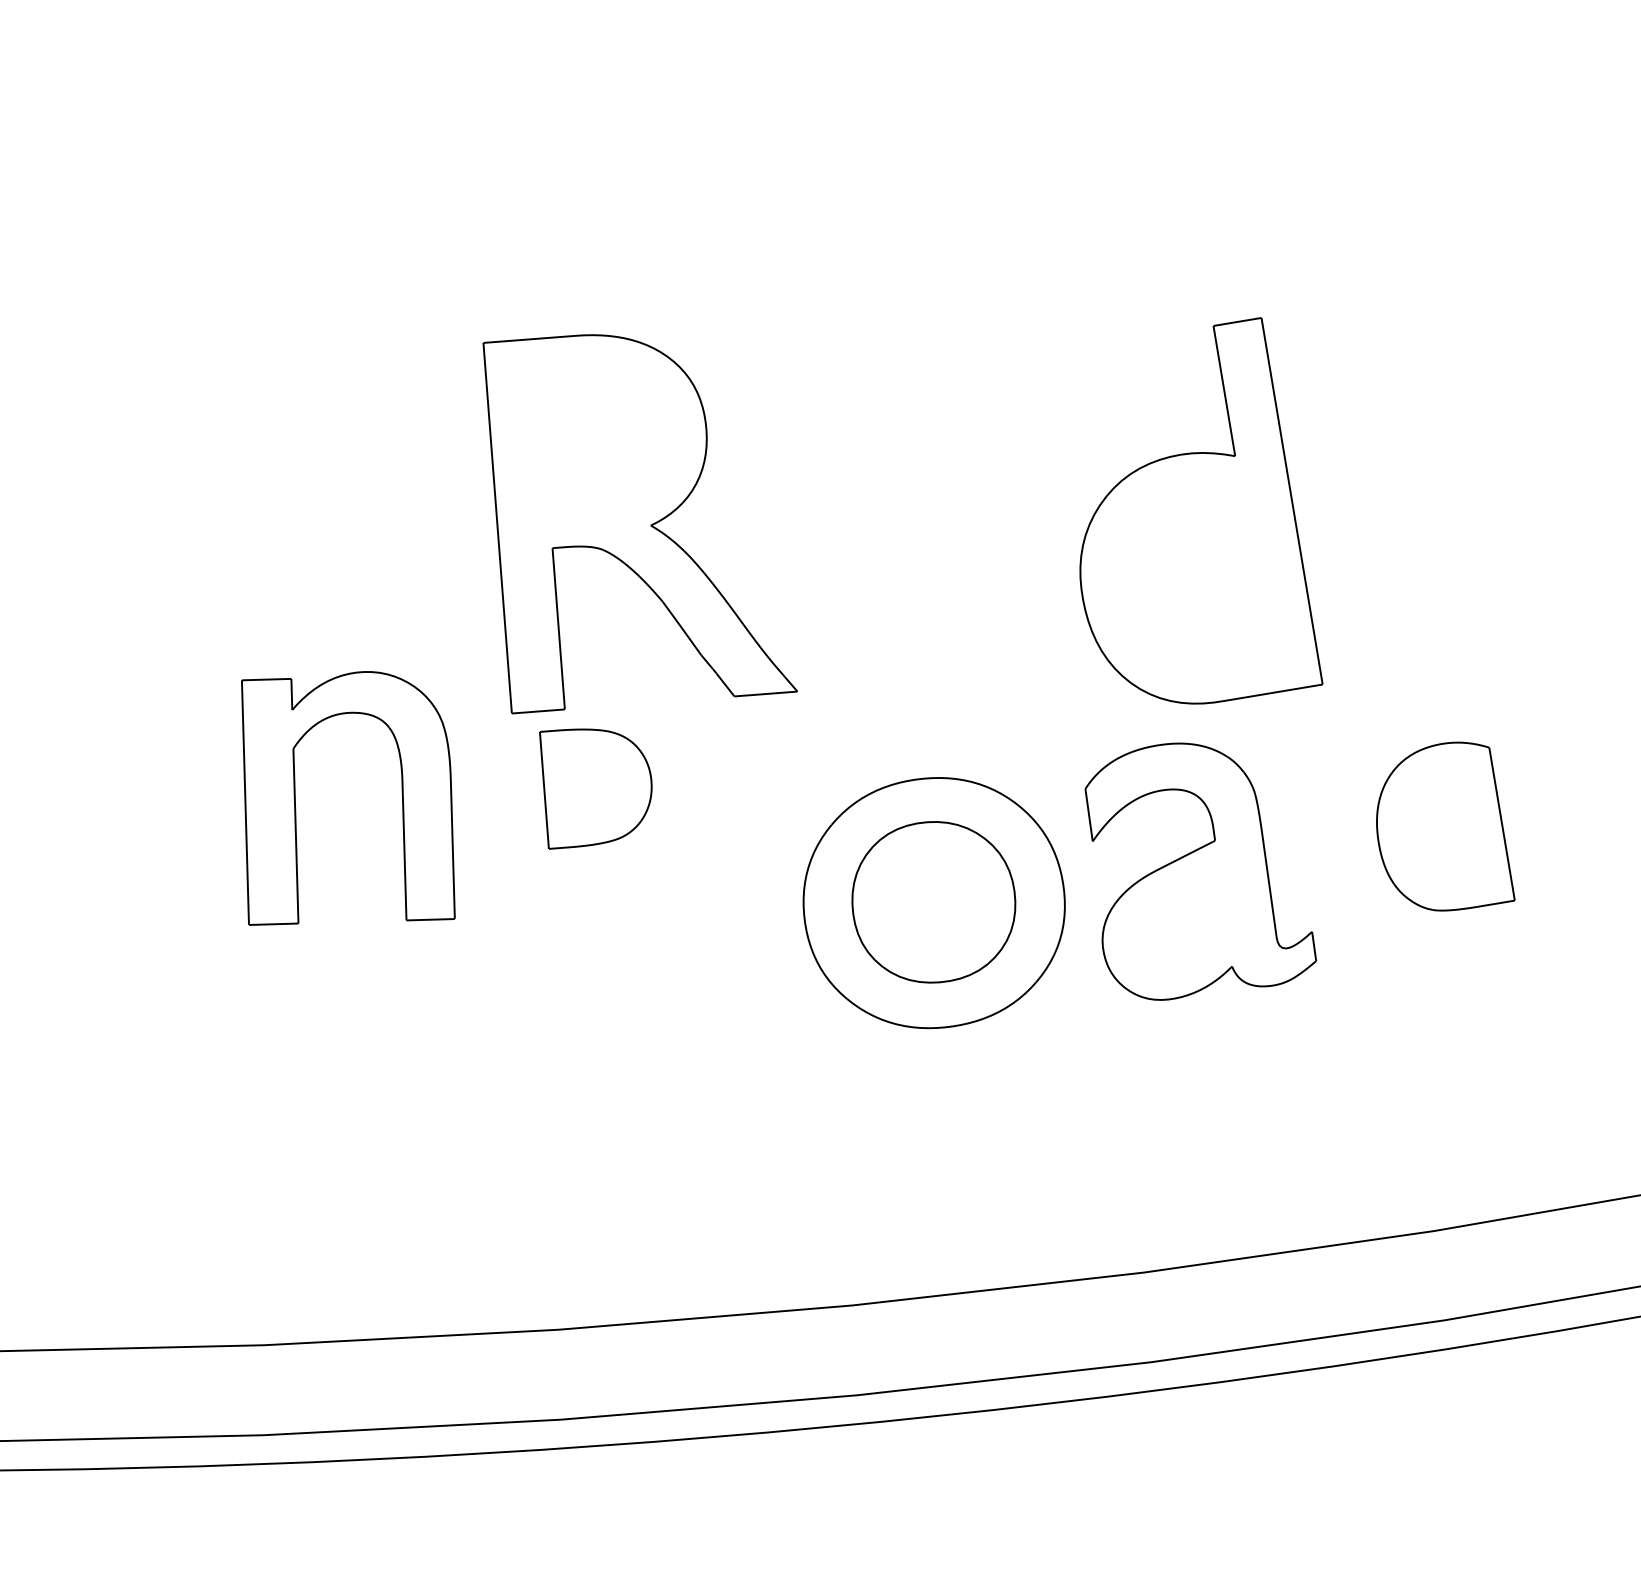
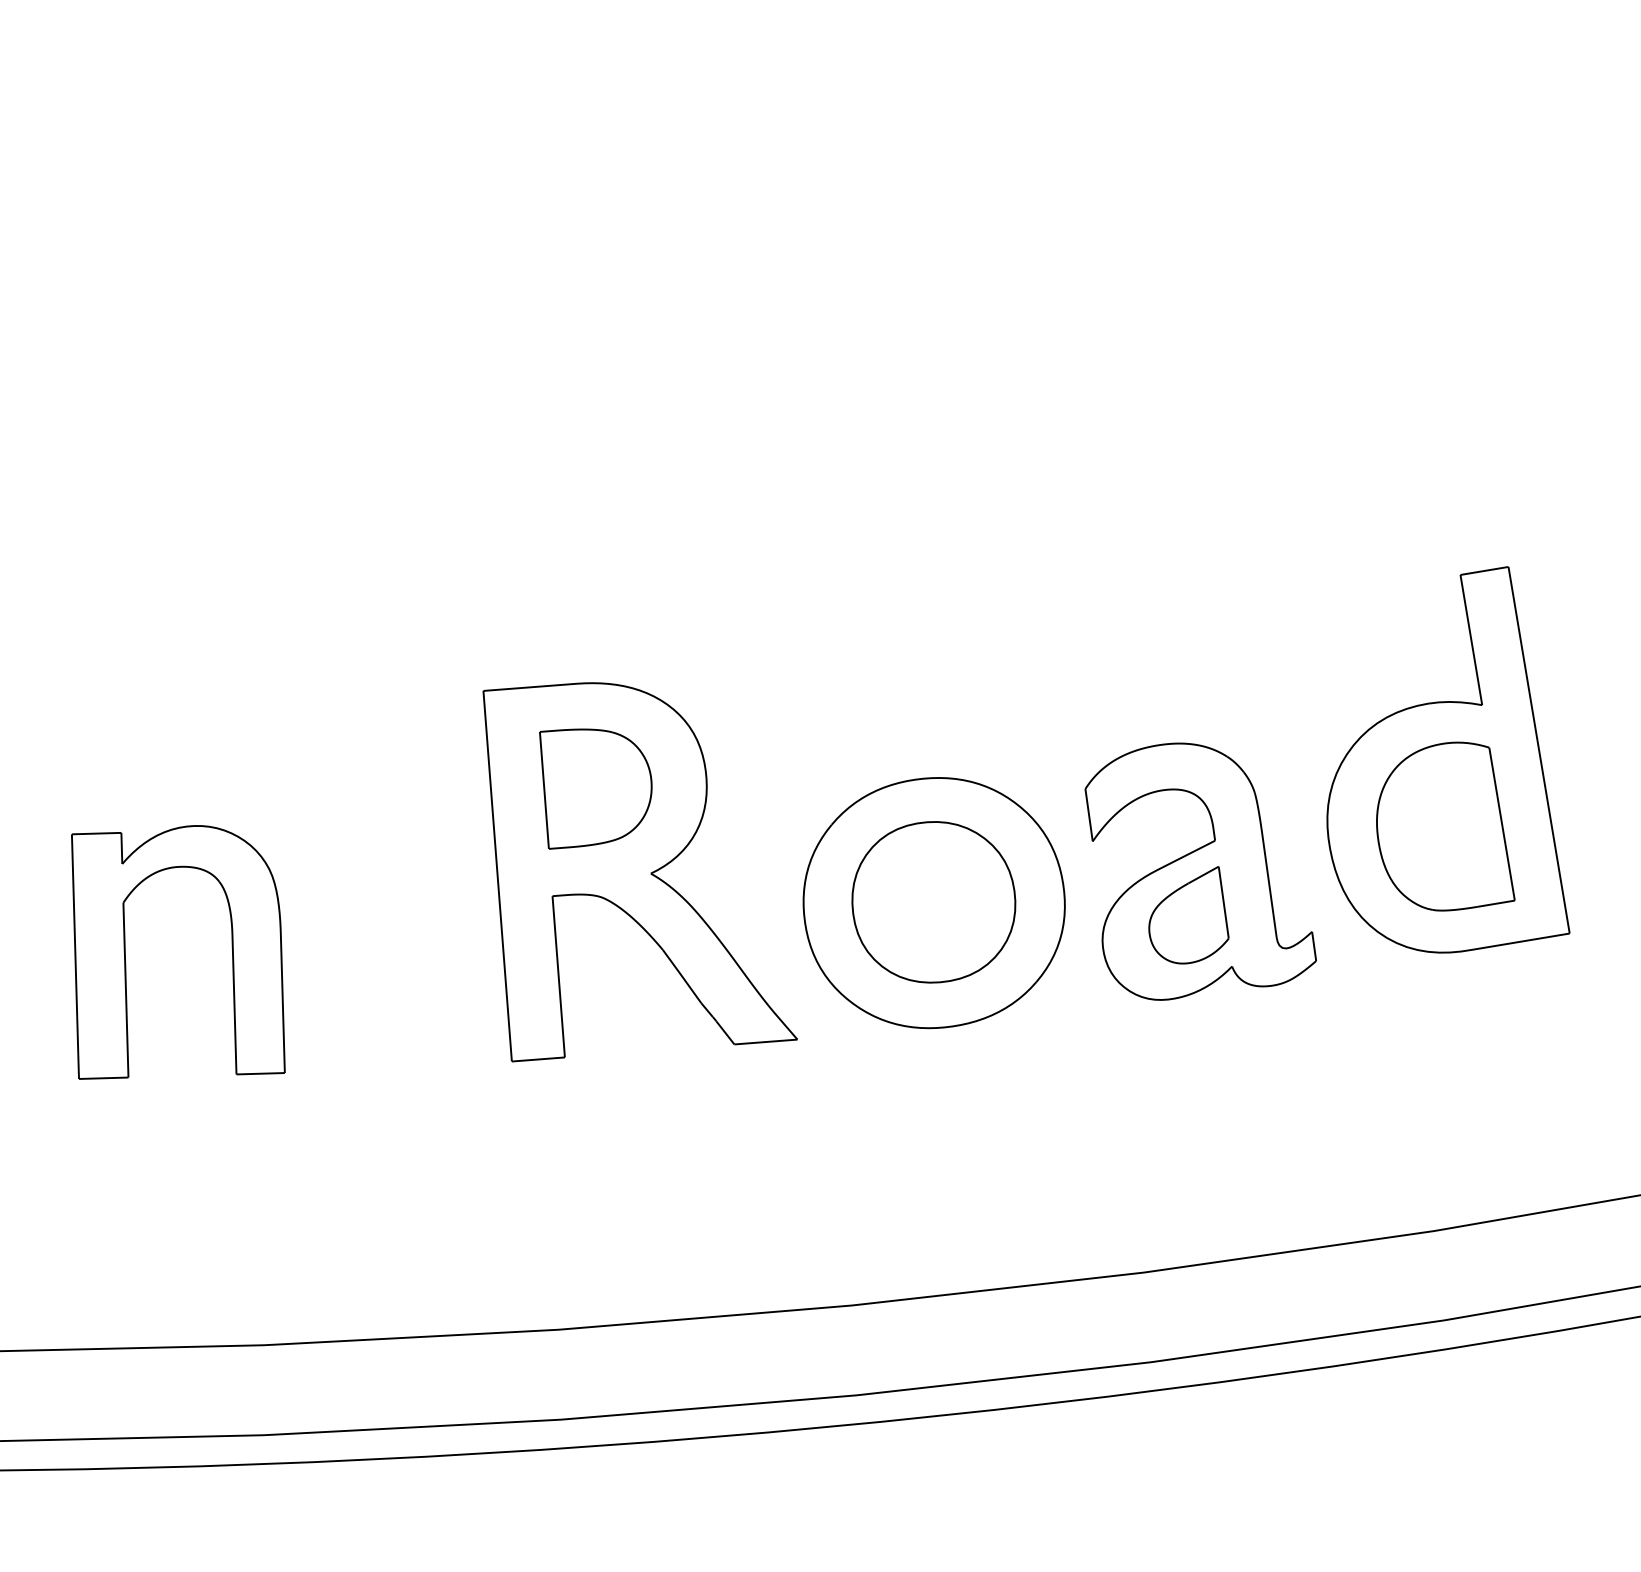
part position: (1201, 510) -> (1448, 759) (1448, 759)
part position: (639, 524) -> (639, 872) (639, 872)
part position: (295, 798) -> (125, 952) (125, 952)
part: none -> present (1188, 915)
